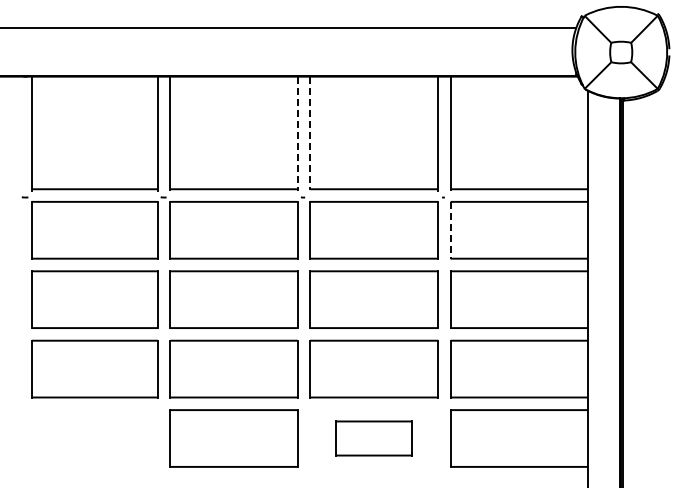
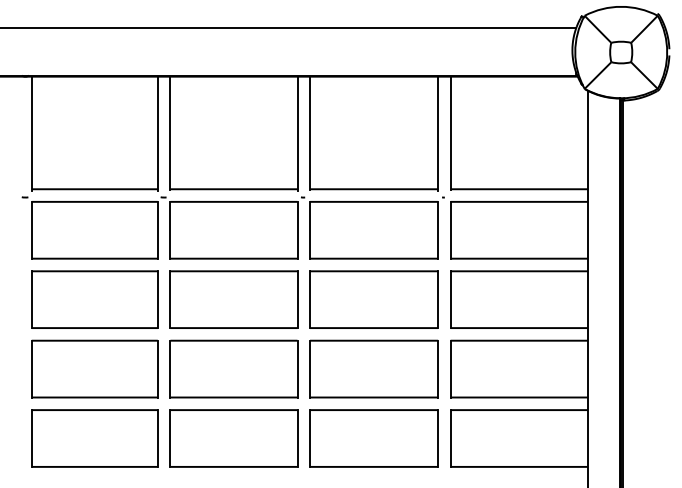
line: dashed -> solid (310, 133)
line: dashed -> solid (297, 134)
line: dashed -> solid (450, 230)
part: none -> present (94, 438)
part size: 78x37 px -> 130x59 px (373, 438)
